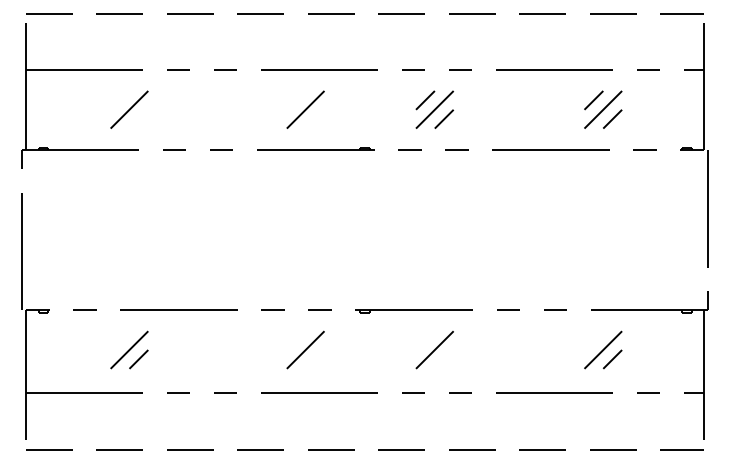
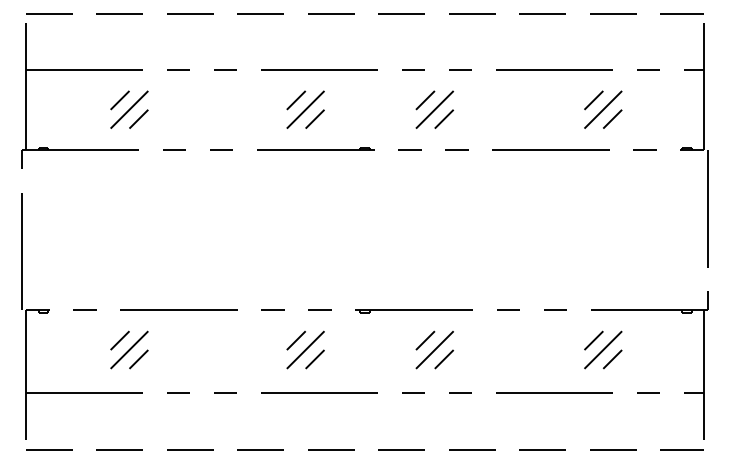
line: none -> present (119, 99)
line: none -> present (295, 99)
line: none -> present (138, 118)
line: none -> present (314, 118)
line: none -> present (119, 340)
line: none -> present (295, 340)
line: none -> present (425, 340)
line: none -> present (593, 340)
line: none -> present (314, 359)
line: none -> present (443, 359)
